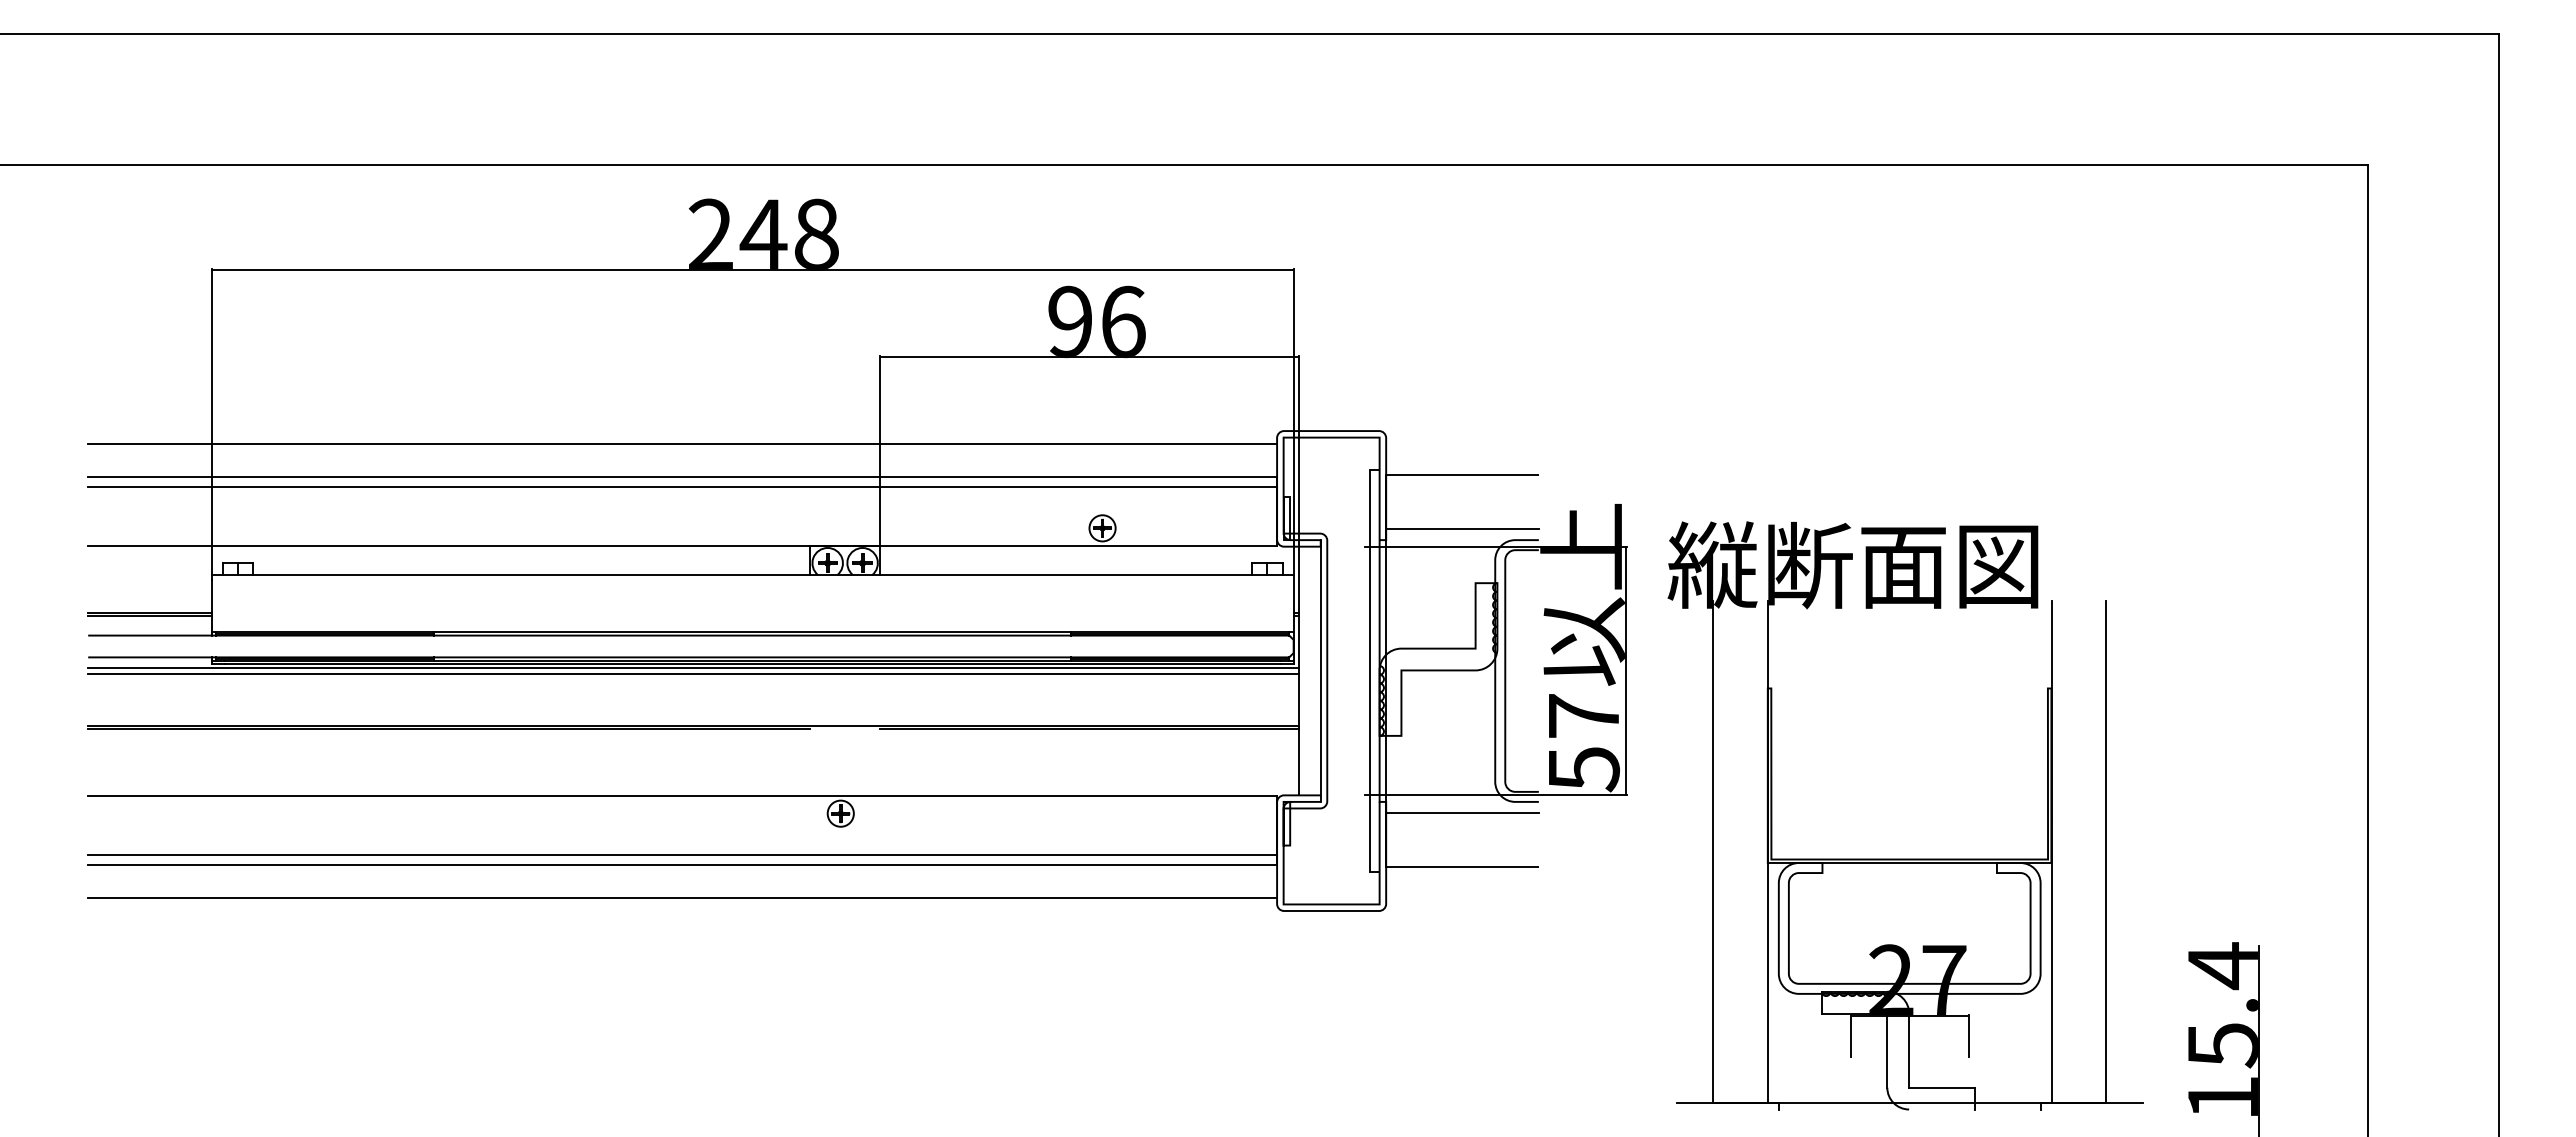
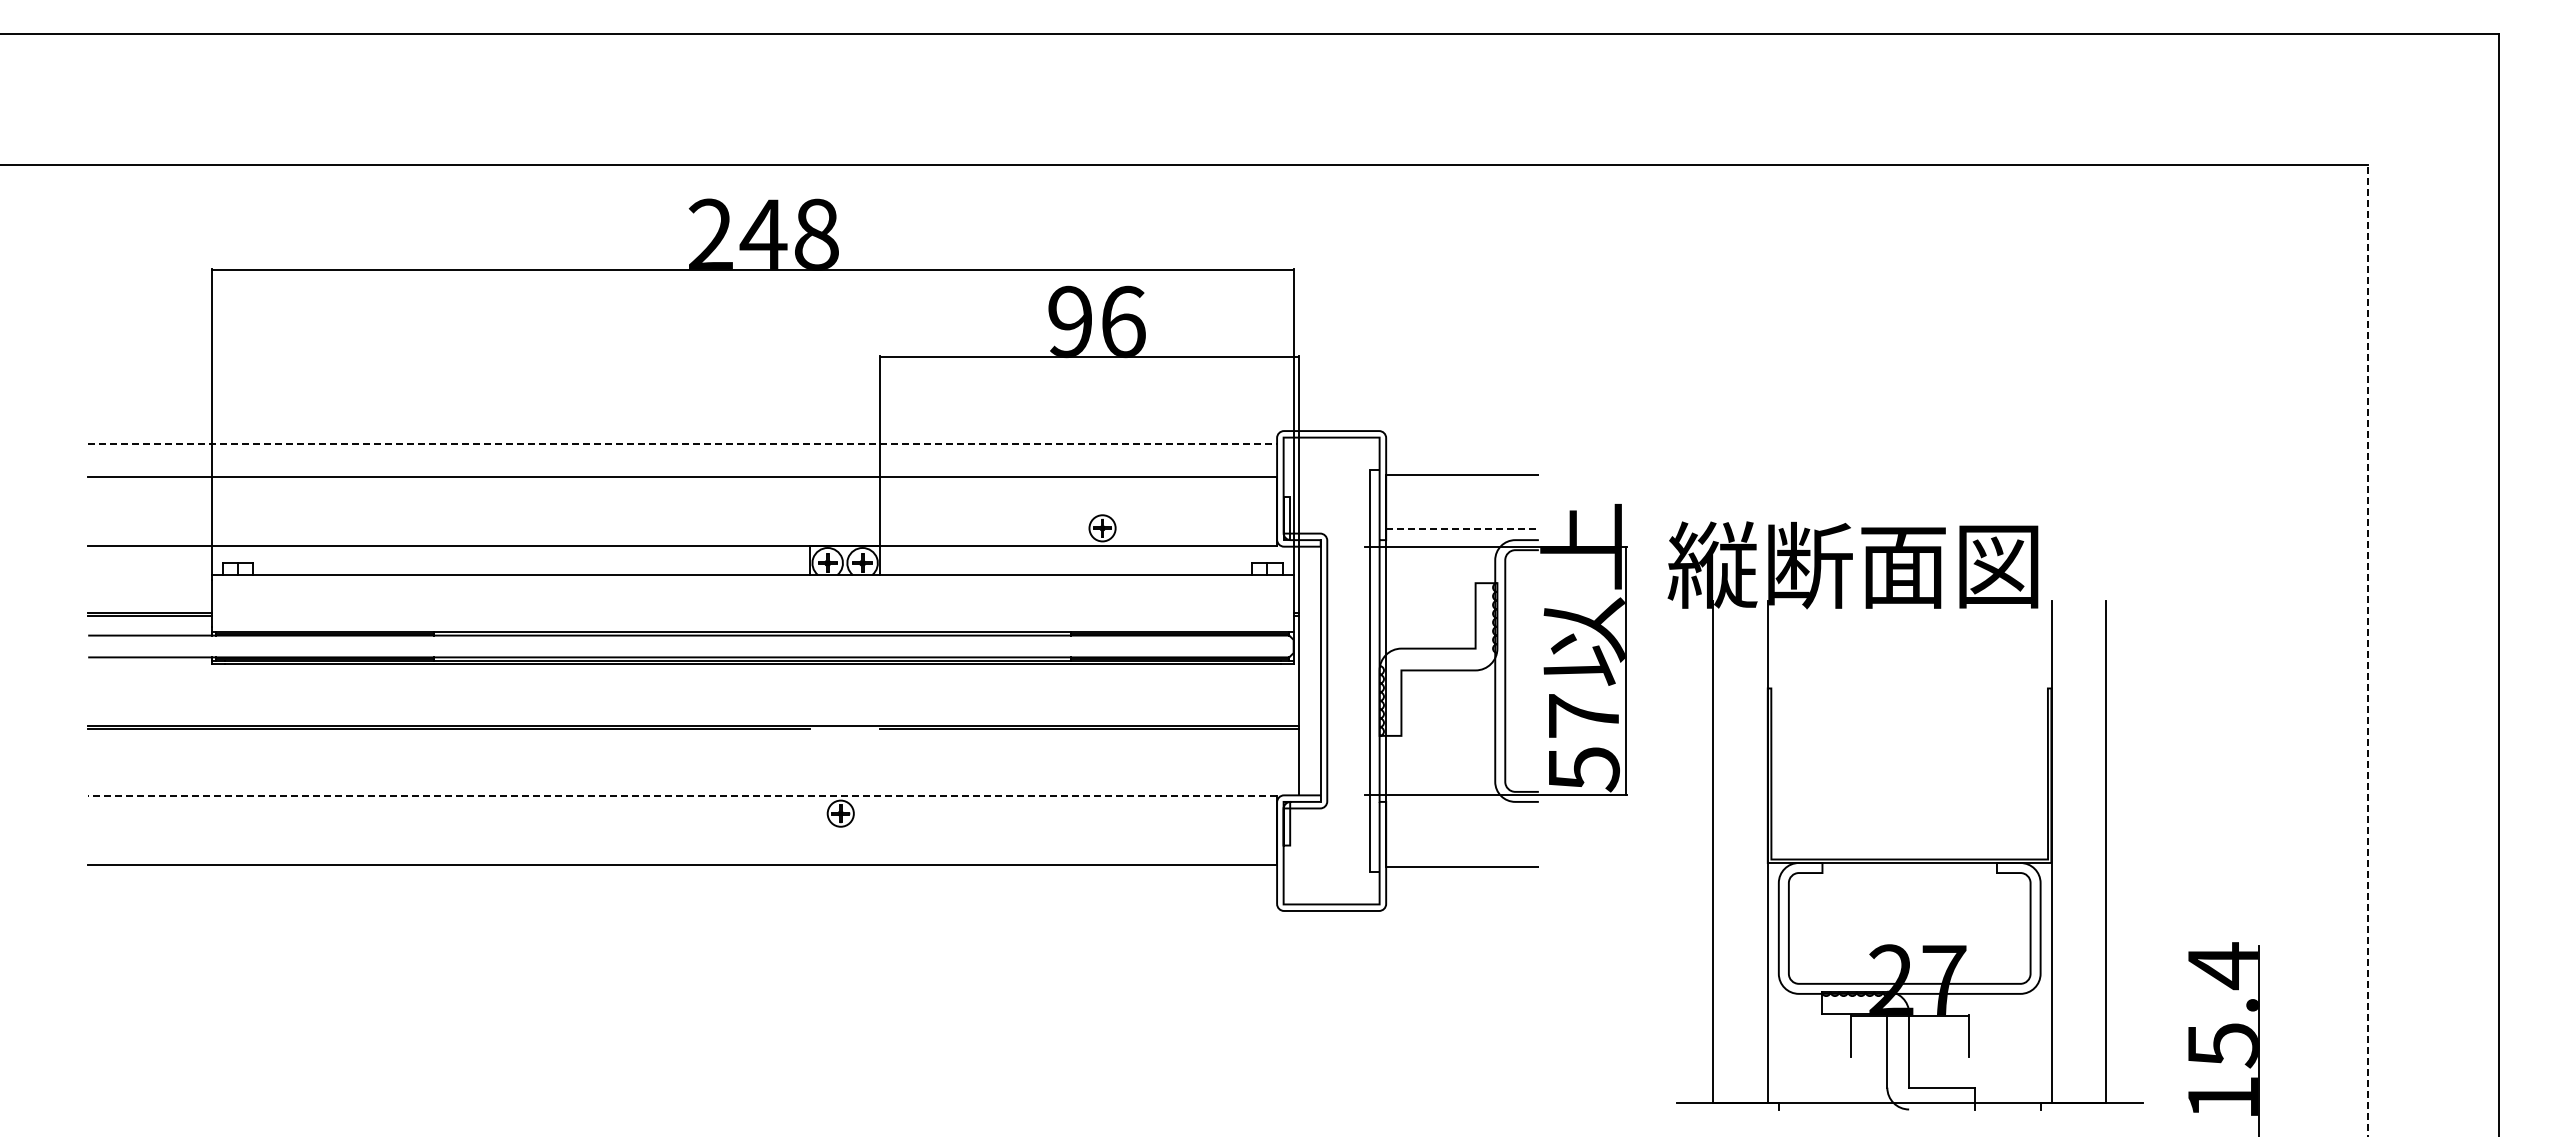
line: solid -> dashed (683, 444)
line: present -> none (682, 487)
line: solid -> dashed (1463, 529)
line: solid -> dashed (2367, 650)
line: present -> none (693, 667)
line: present -> none (693, 674)
line: solid -> dashed (682, 796)
line: present -> none (1462, 812)
line: present -> none (682, 854)
line: present -> none (682, 897)
